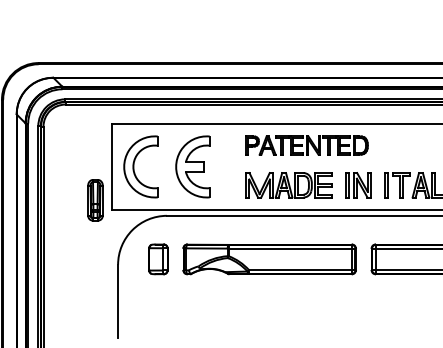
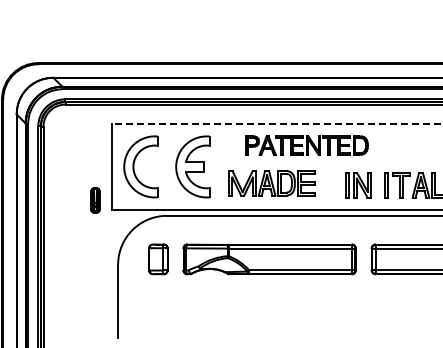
line: solid -> dashed (276, 124)
part position: (288, 185) -> (271, 183) (271, 183)
part size: 17x43 px -> 11x27 px (95, 200)
